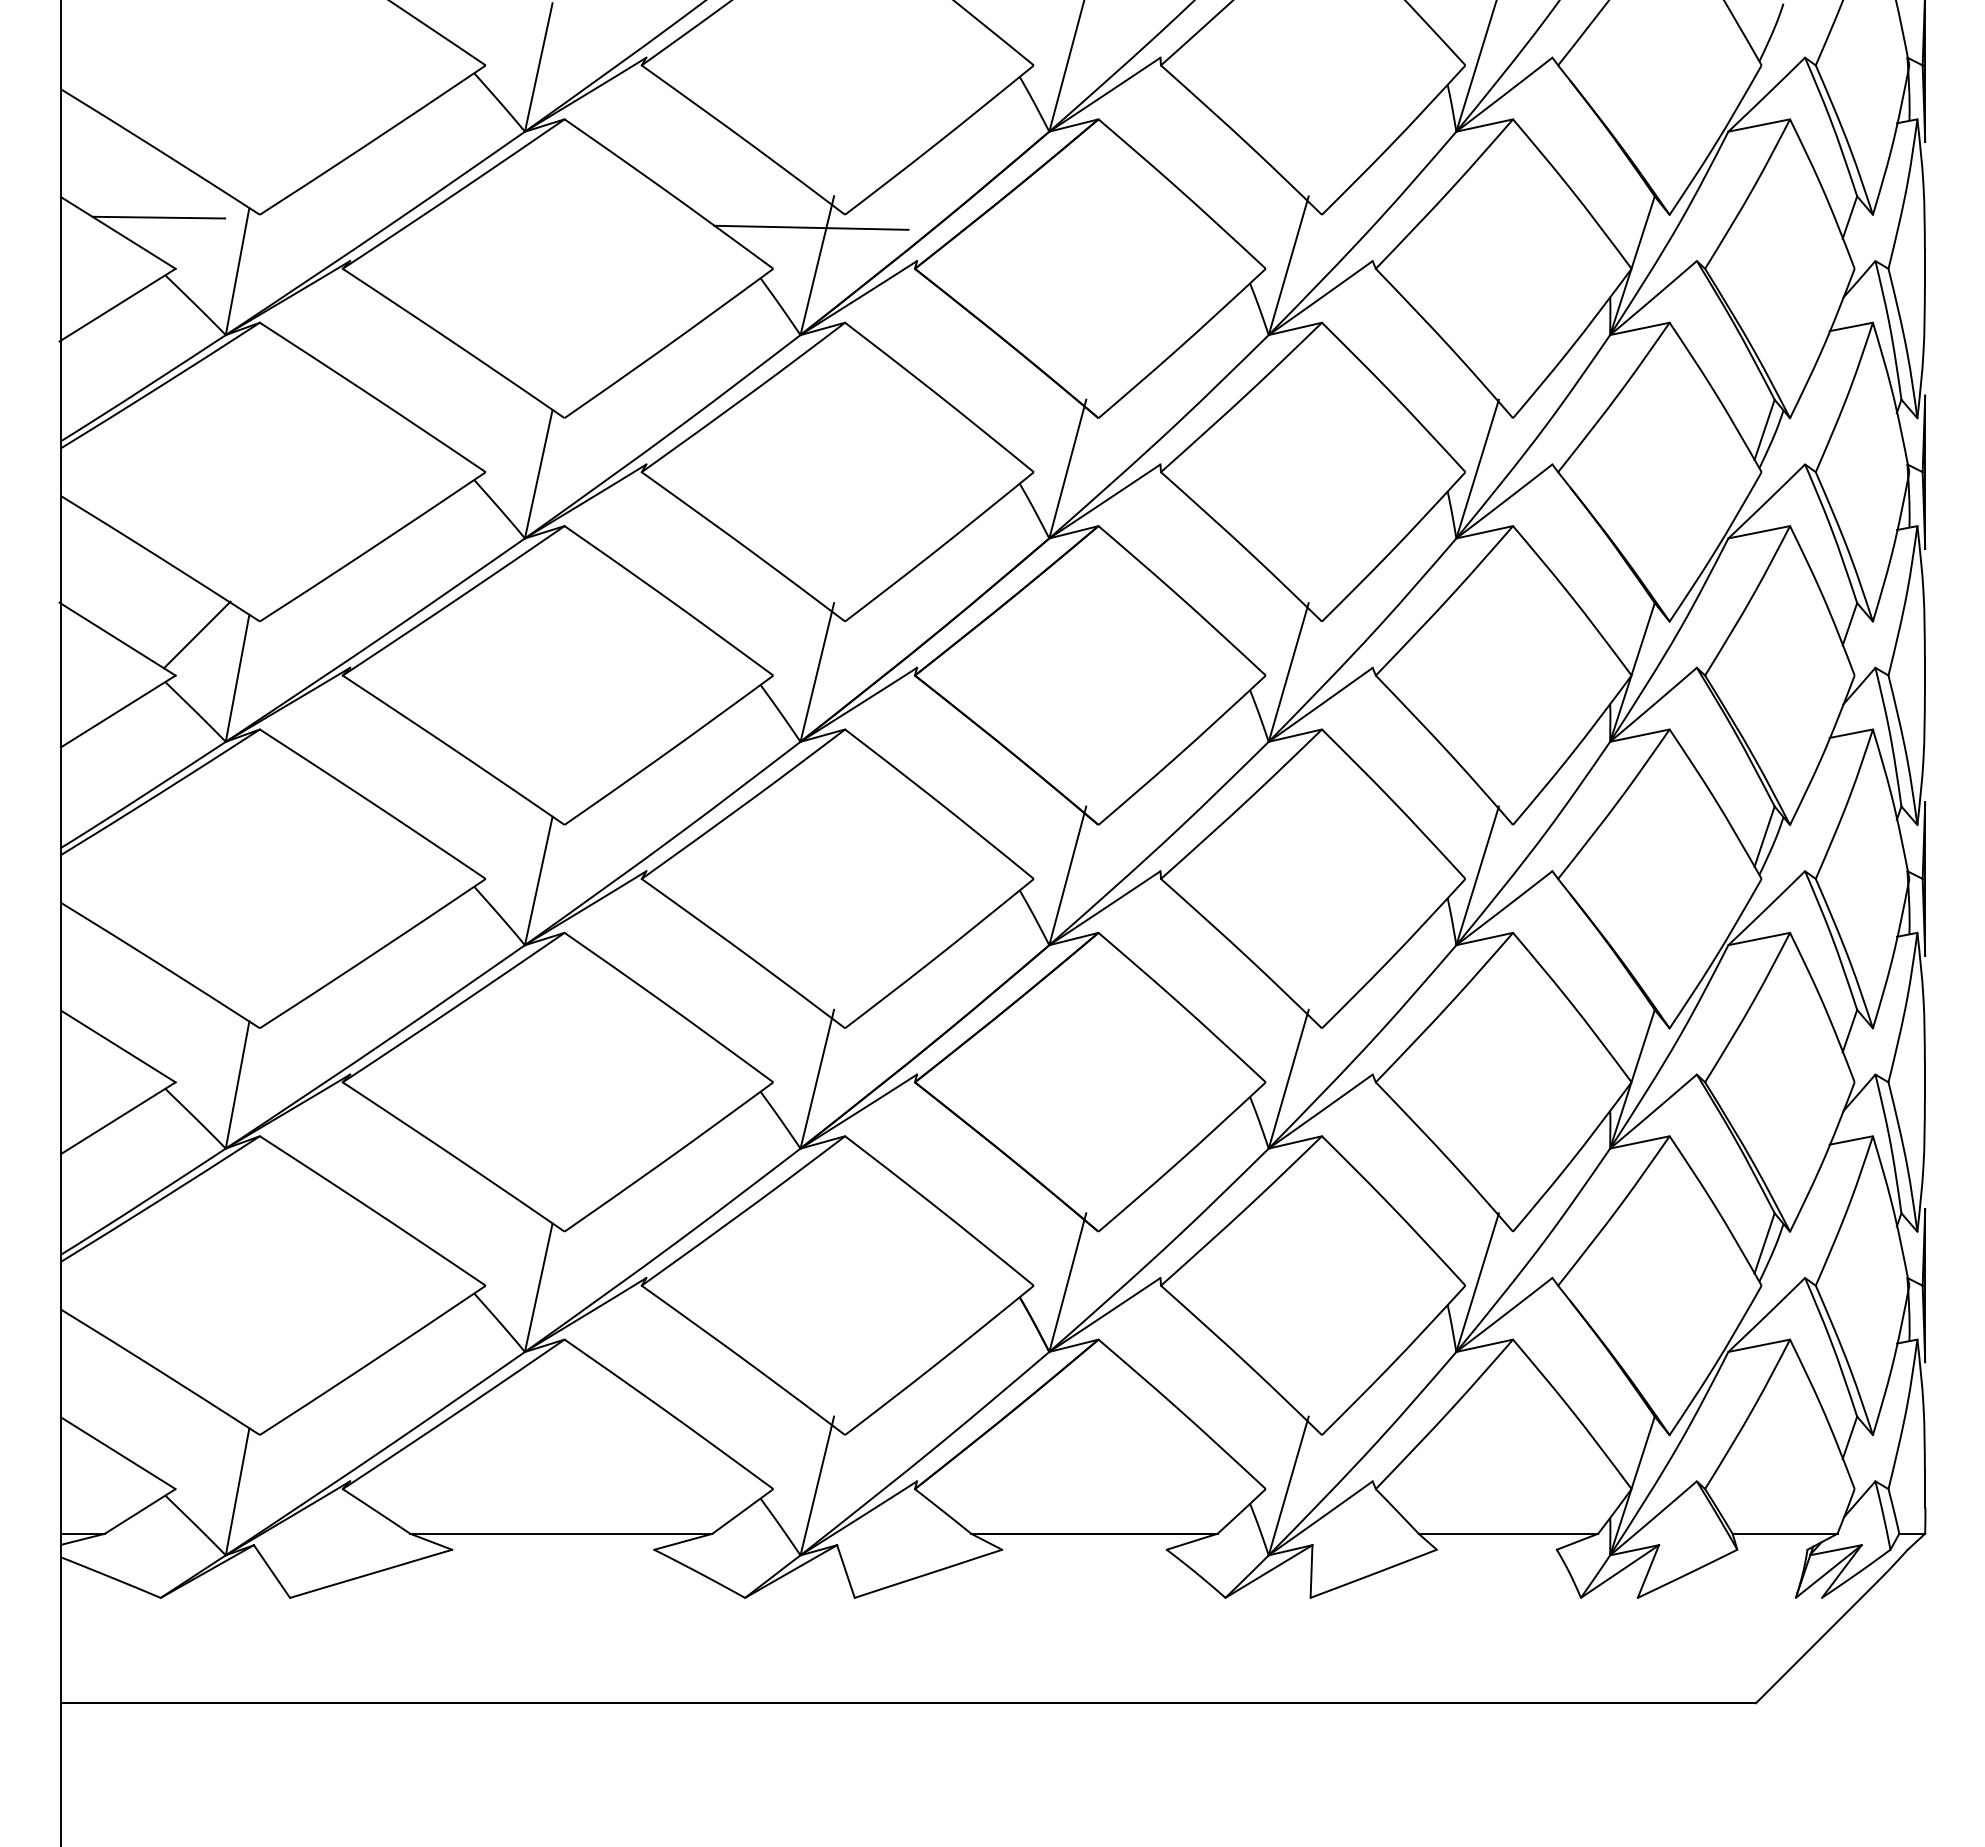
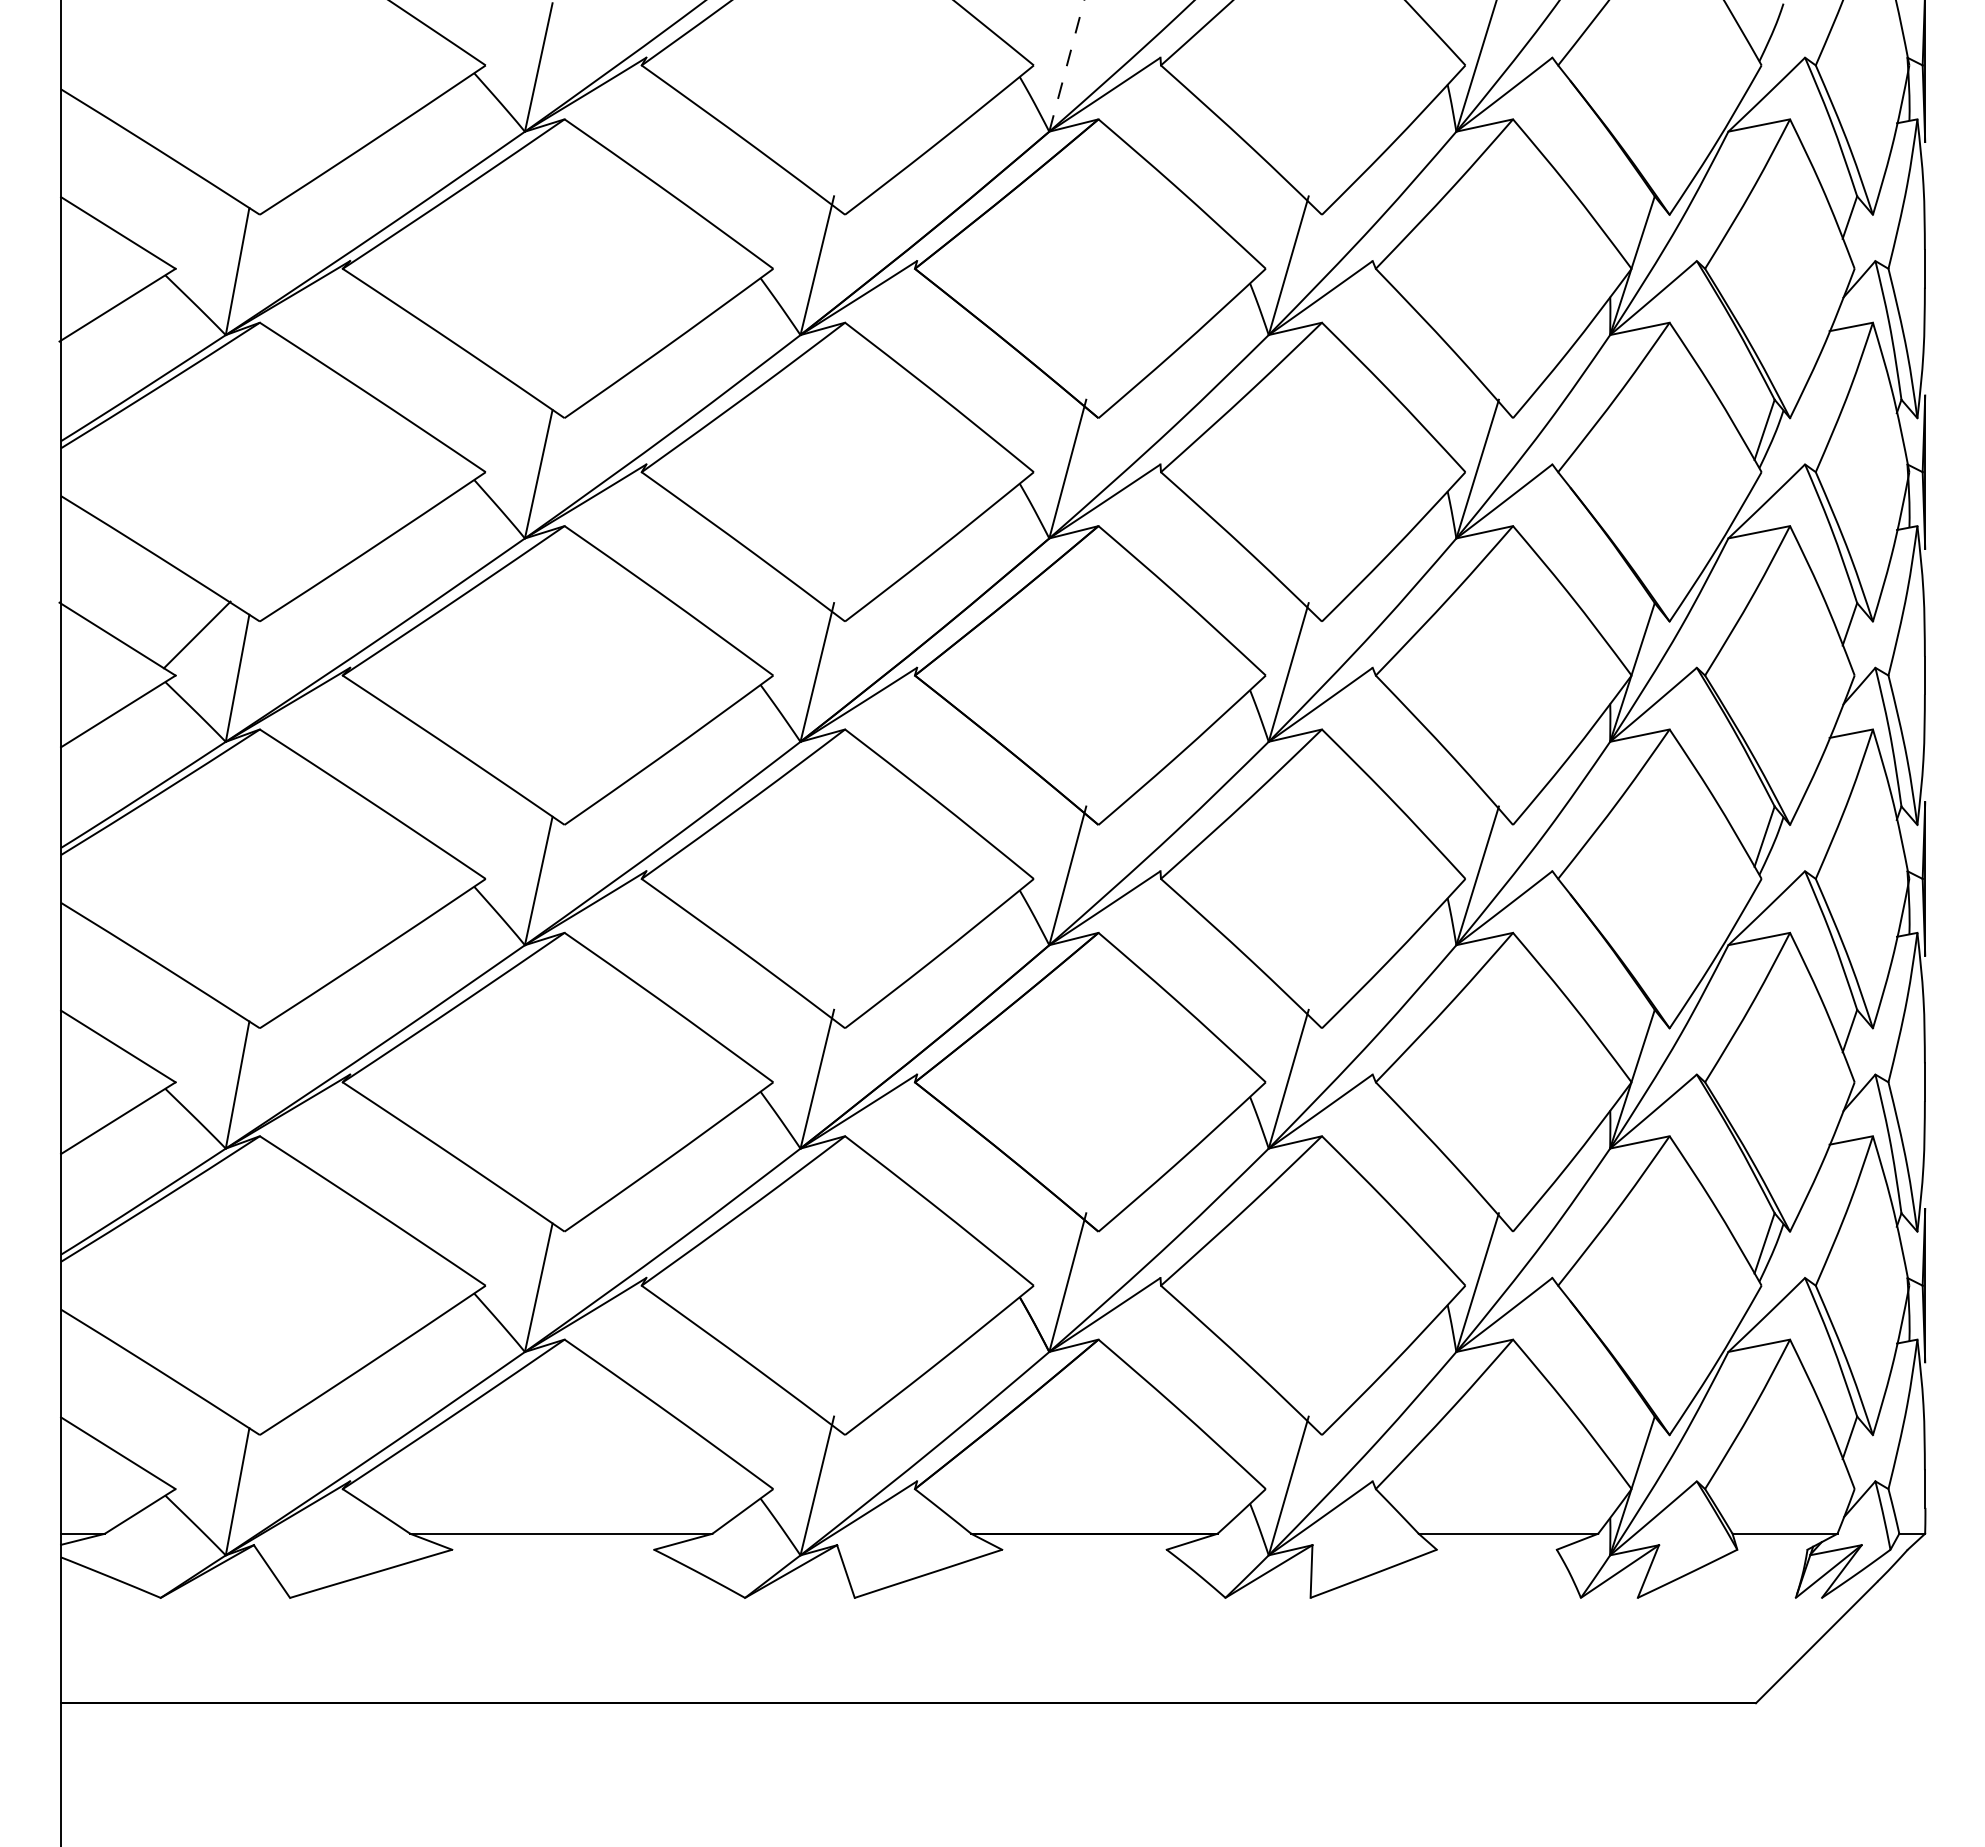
line: solid -> dashed (1066, 66)
line: present -> none (158, 217)
line: present -> none (811, 227)
